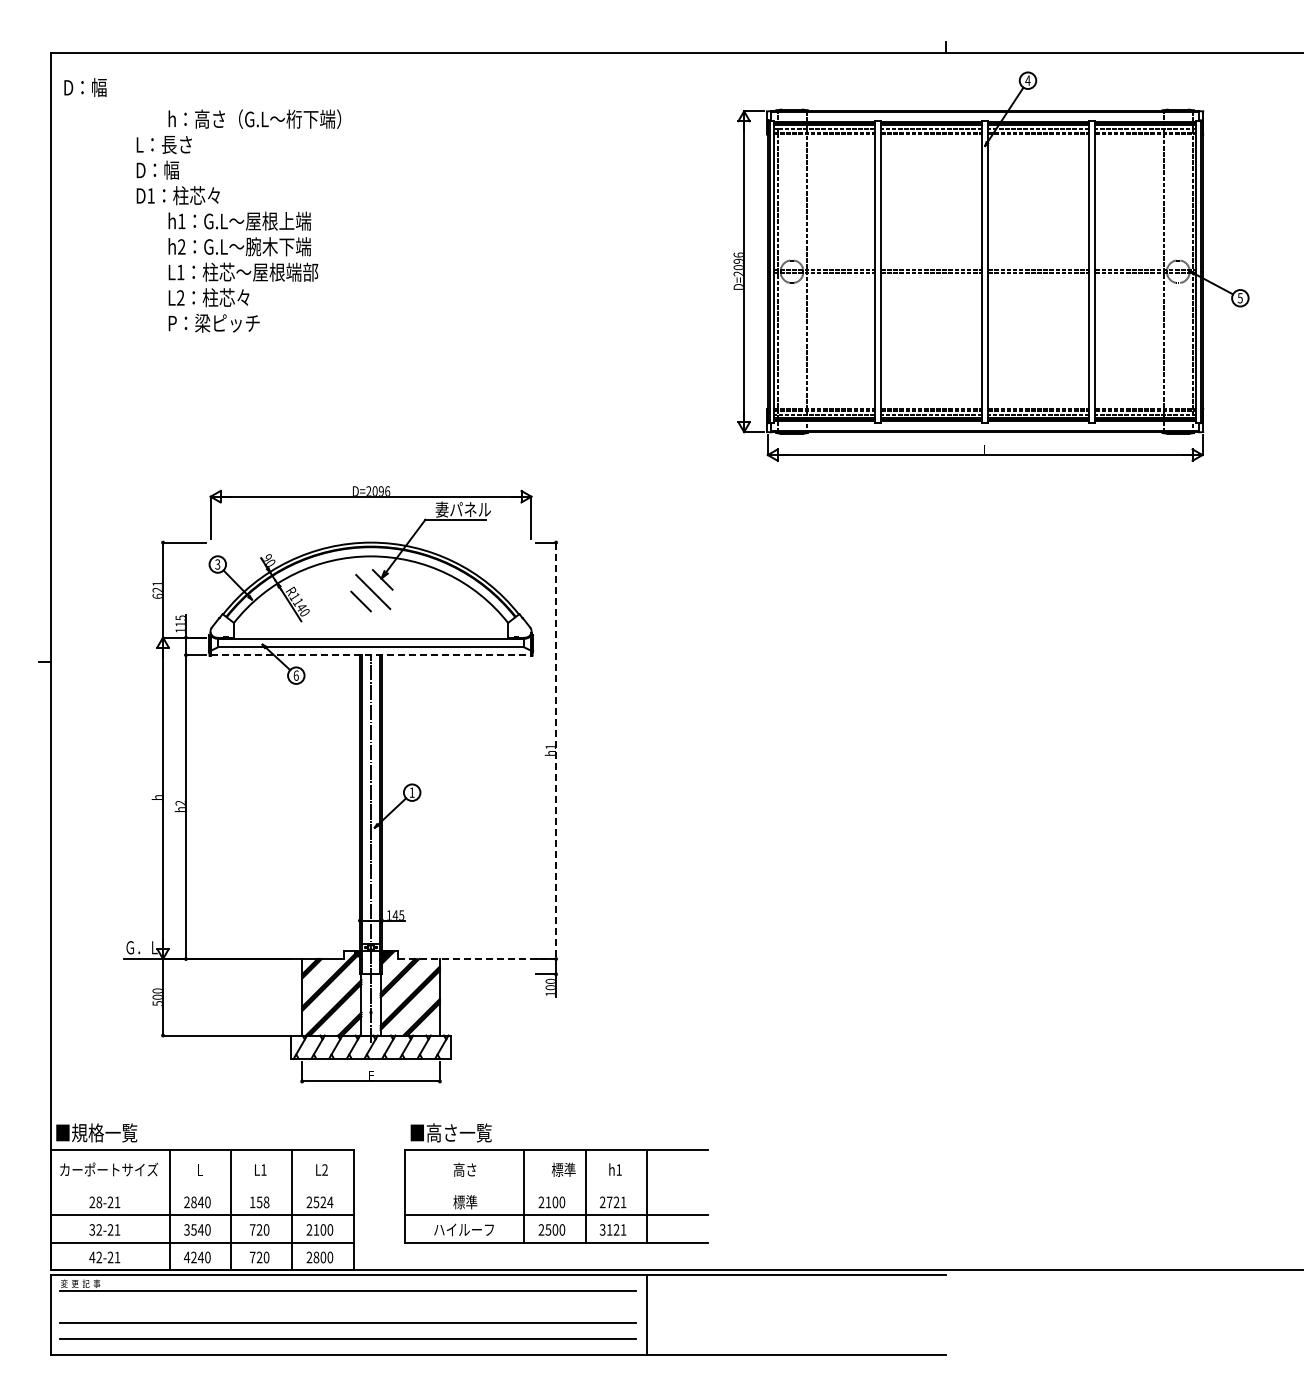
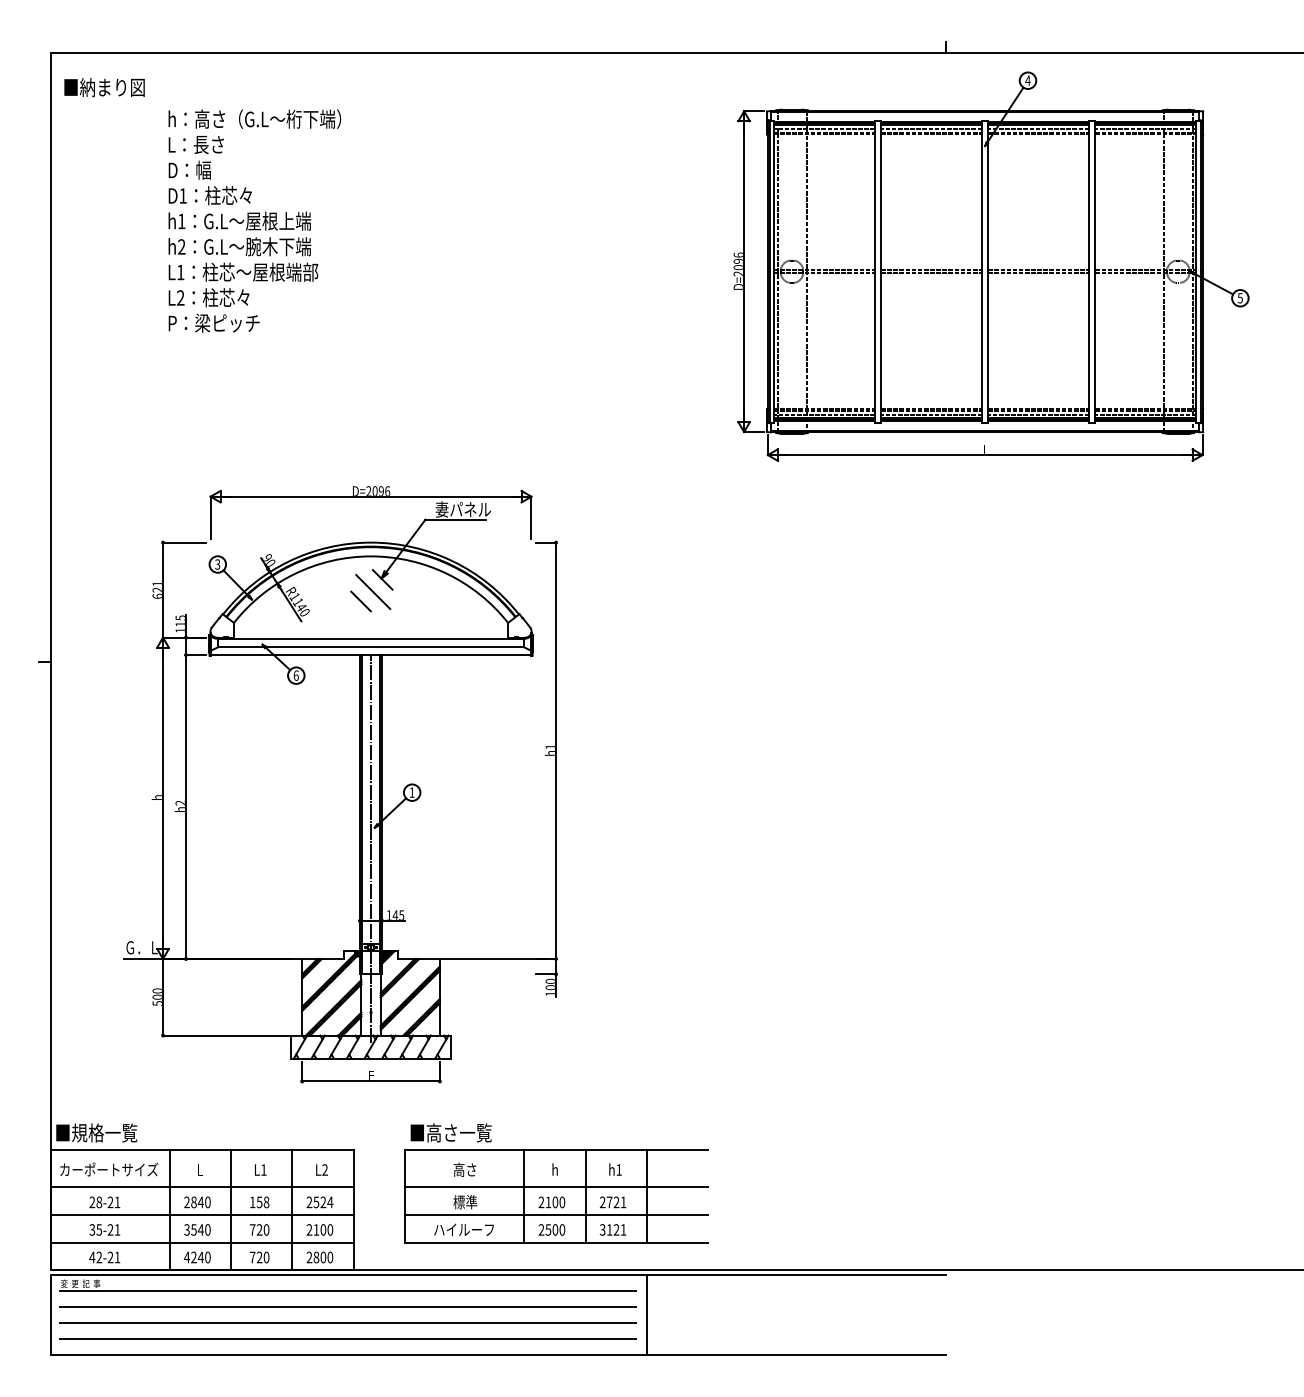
text: D：幅 -> ■納まり図 (104, 87)
text position: (177, 170) -> (209, 170) (209, 170)
line: dashed -> solid (371, 655)
line: dashed -> solid (556, 751)
line: dashed -> solid (473, 959)
text: 標準 -> h (563, 1169)
line: none -> present (201, 1187)
line: none -> present (556, 1187)
text: 32-21 -> 35-21 (99, 1229)
line: none -> present (347, 1306)
